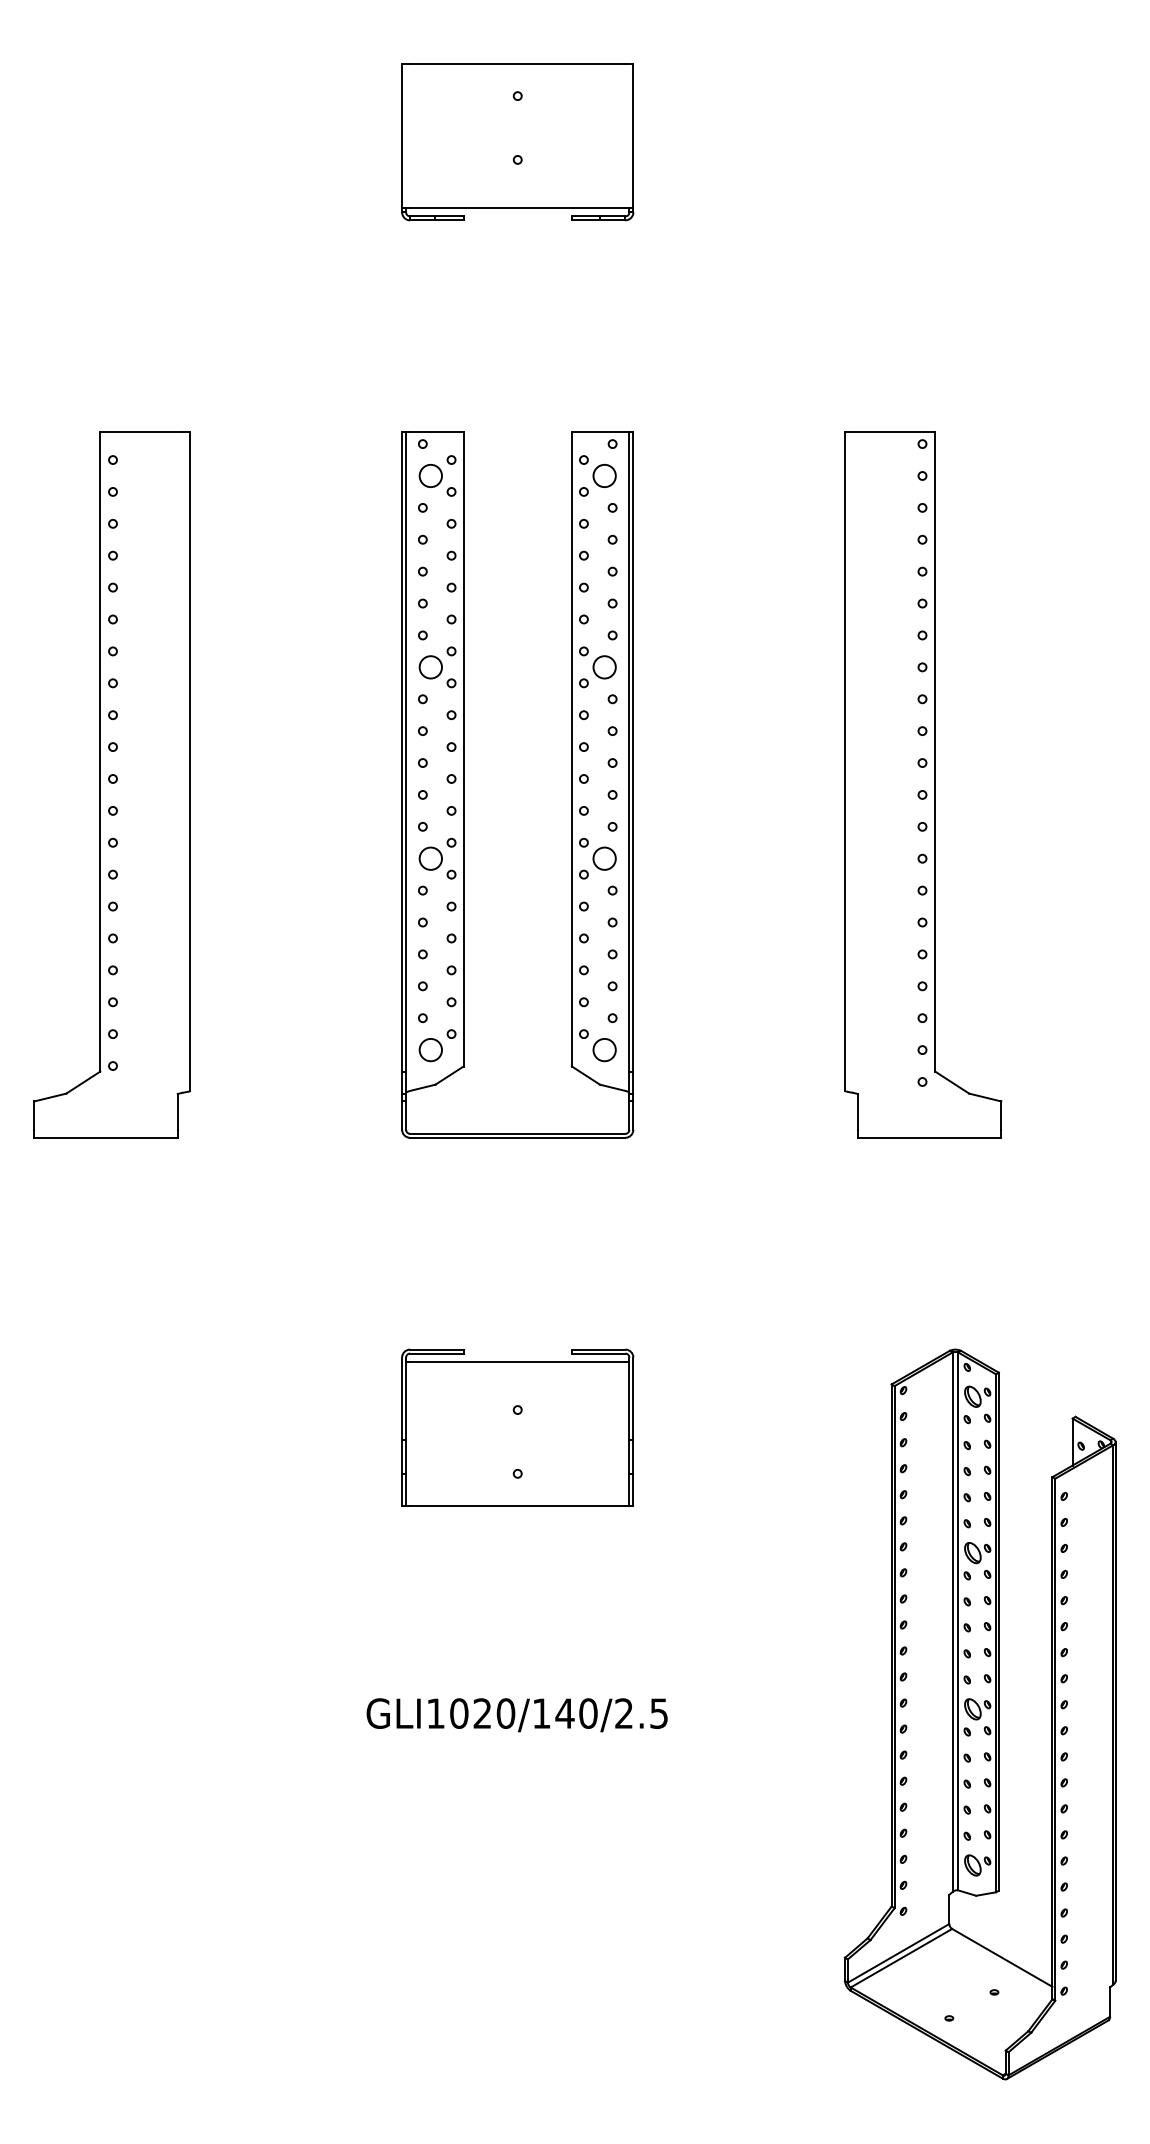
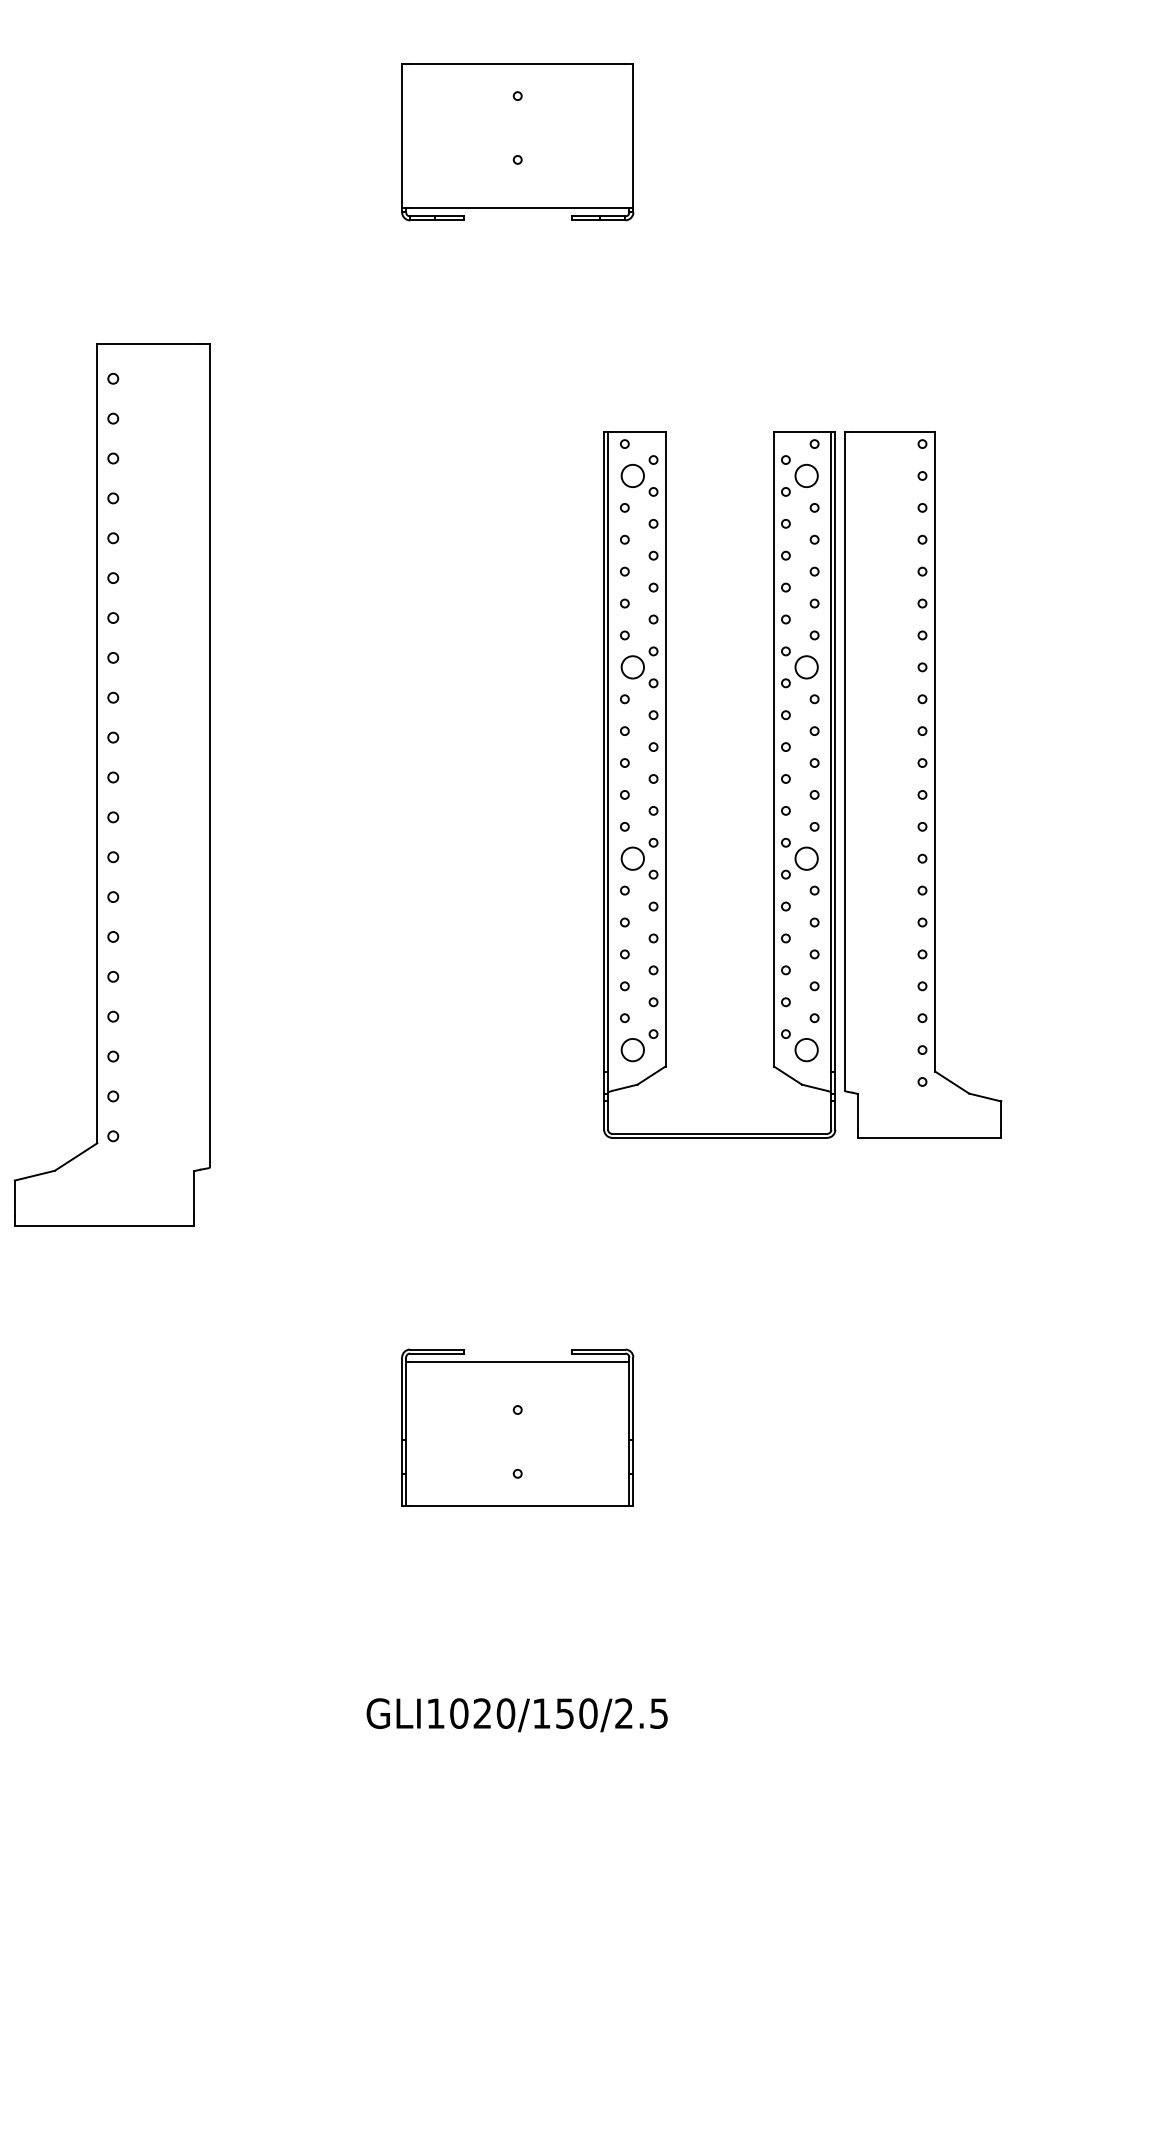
part size: 158x708 px -> 198x884 px (111, 784)
part position: (464, 784) -> (666, 784) (666, 784)
text: GLI1020/140/2.5 -> GLI1020/150/2.5 (564, 1713)
part: present -> none (979, 1714)
